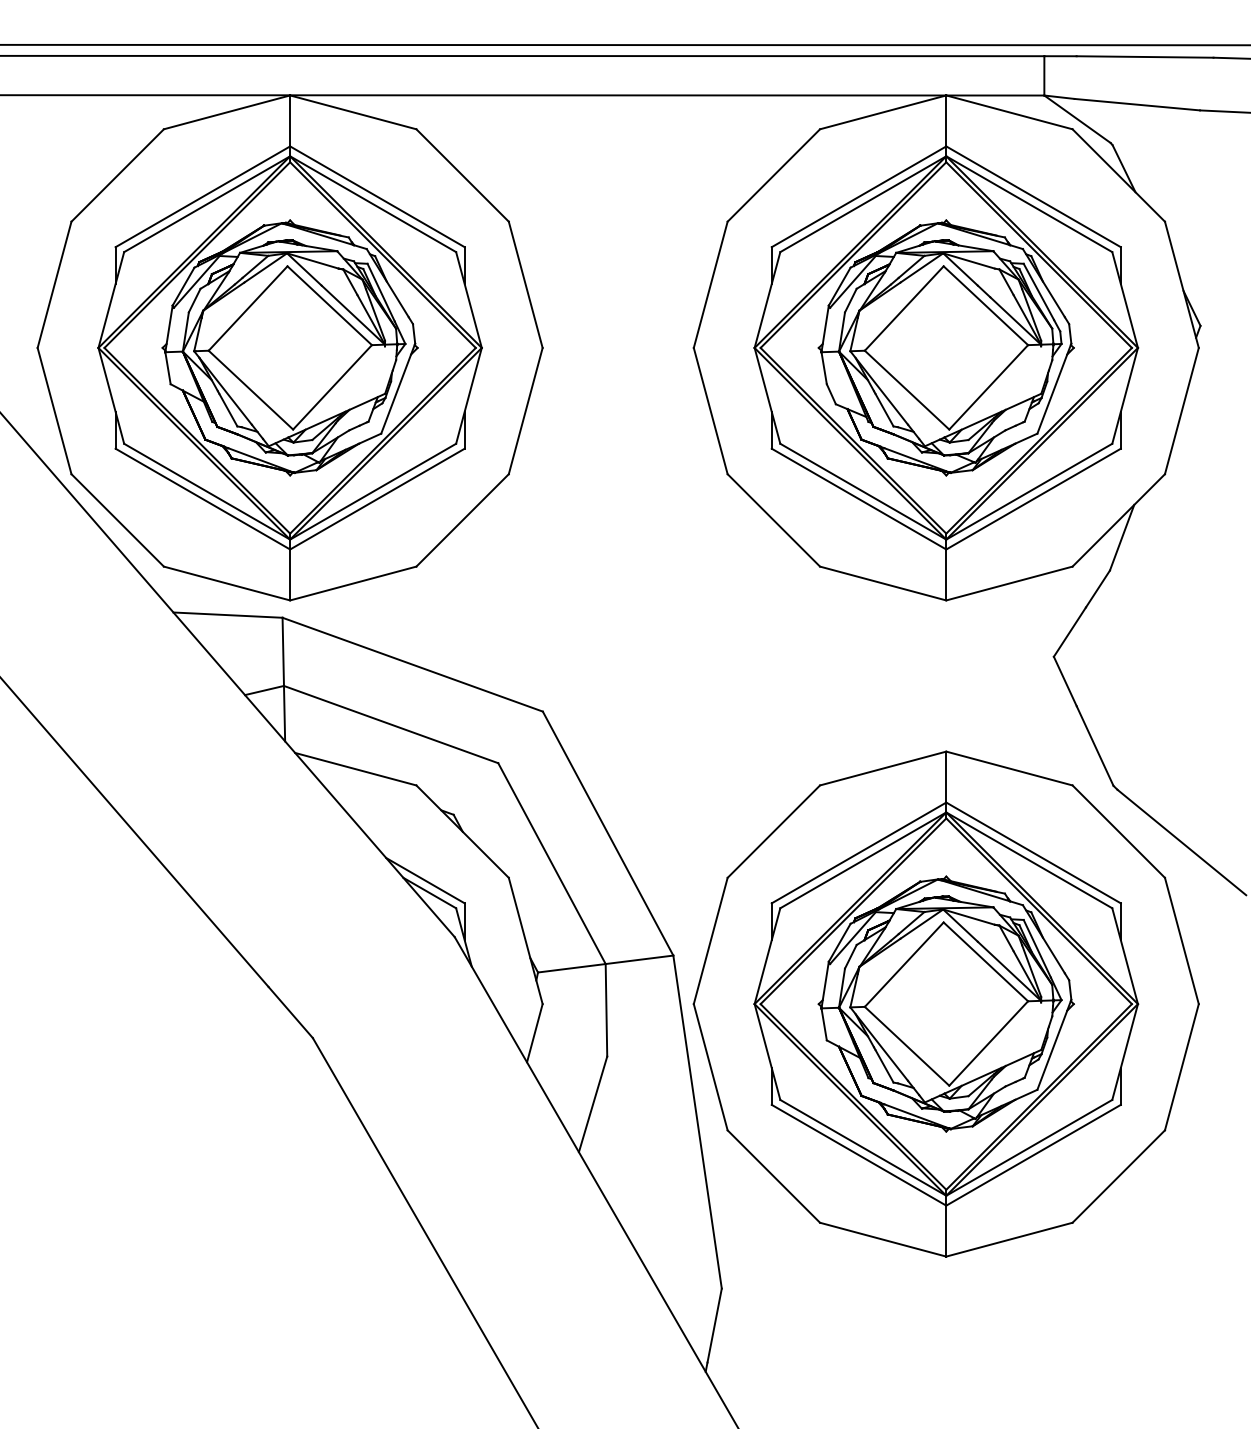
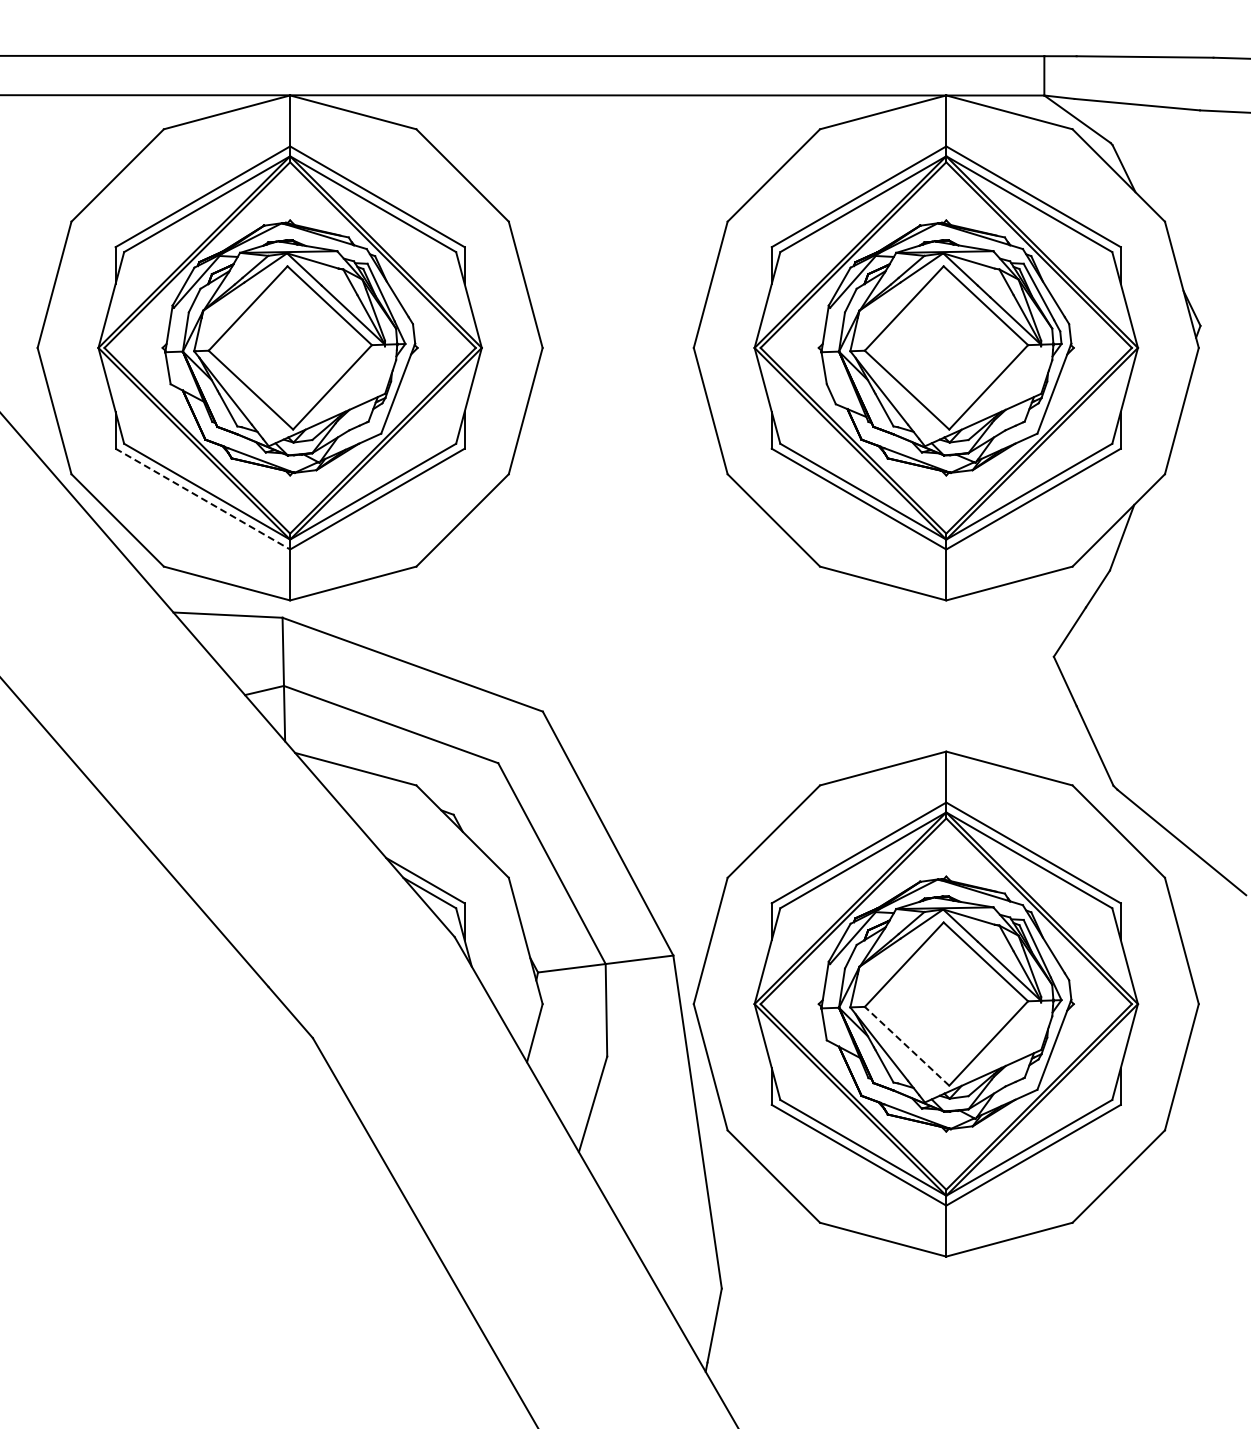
line: present -> none (624, 44)
line: solid -> dashed (202, 499)
line: solid -> dashed (907, 1046)
